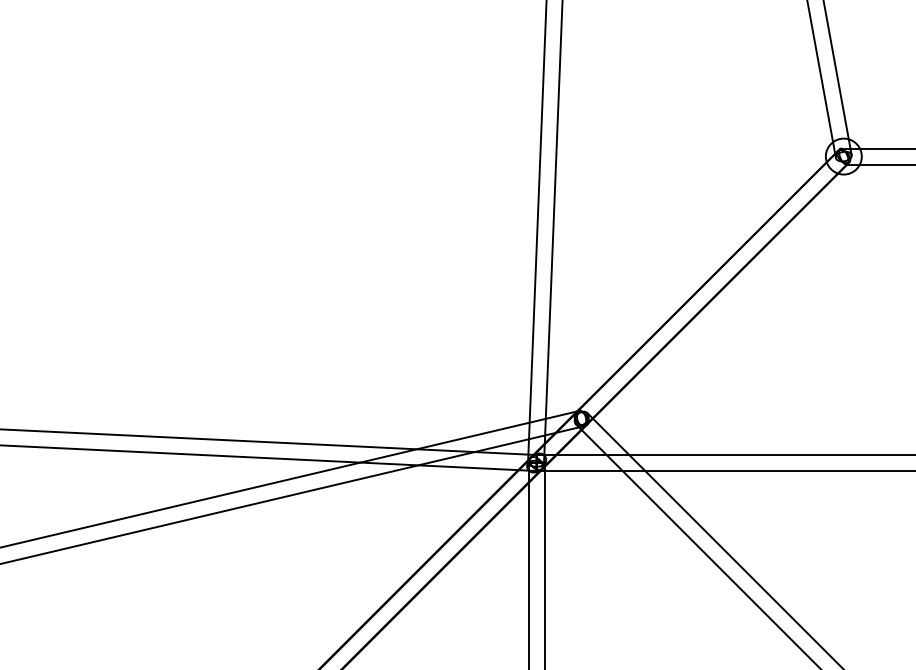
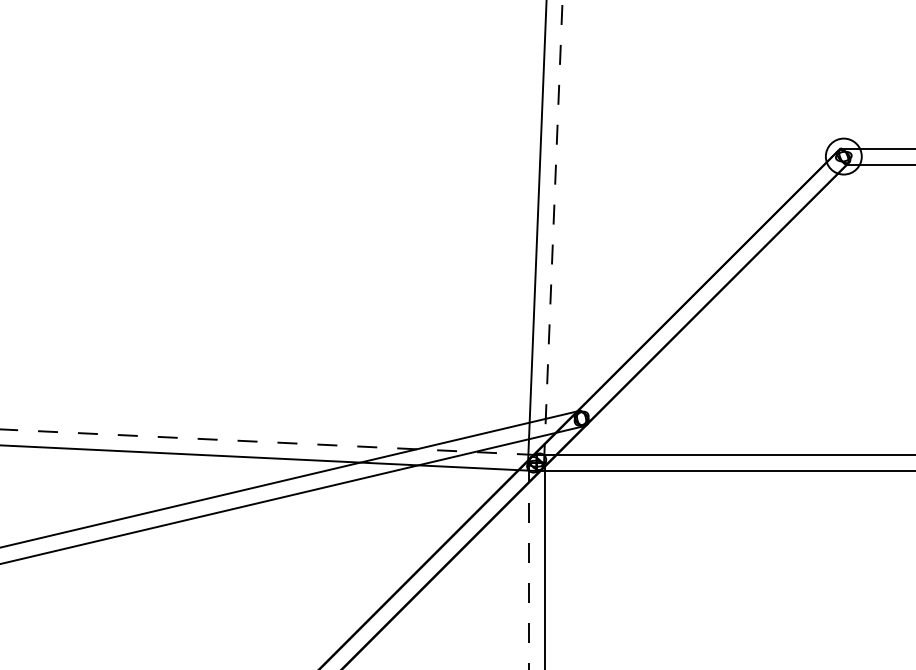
line: present -> none (837, 78)
line: present -> none (821, 80)
line: solid -> dashed (553, 232)
line: solid -> dashed (268, 442)
line: present -> none (713, 539)
line: present -> none (697, 545)
line: solid -> dashed (528, 566)
